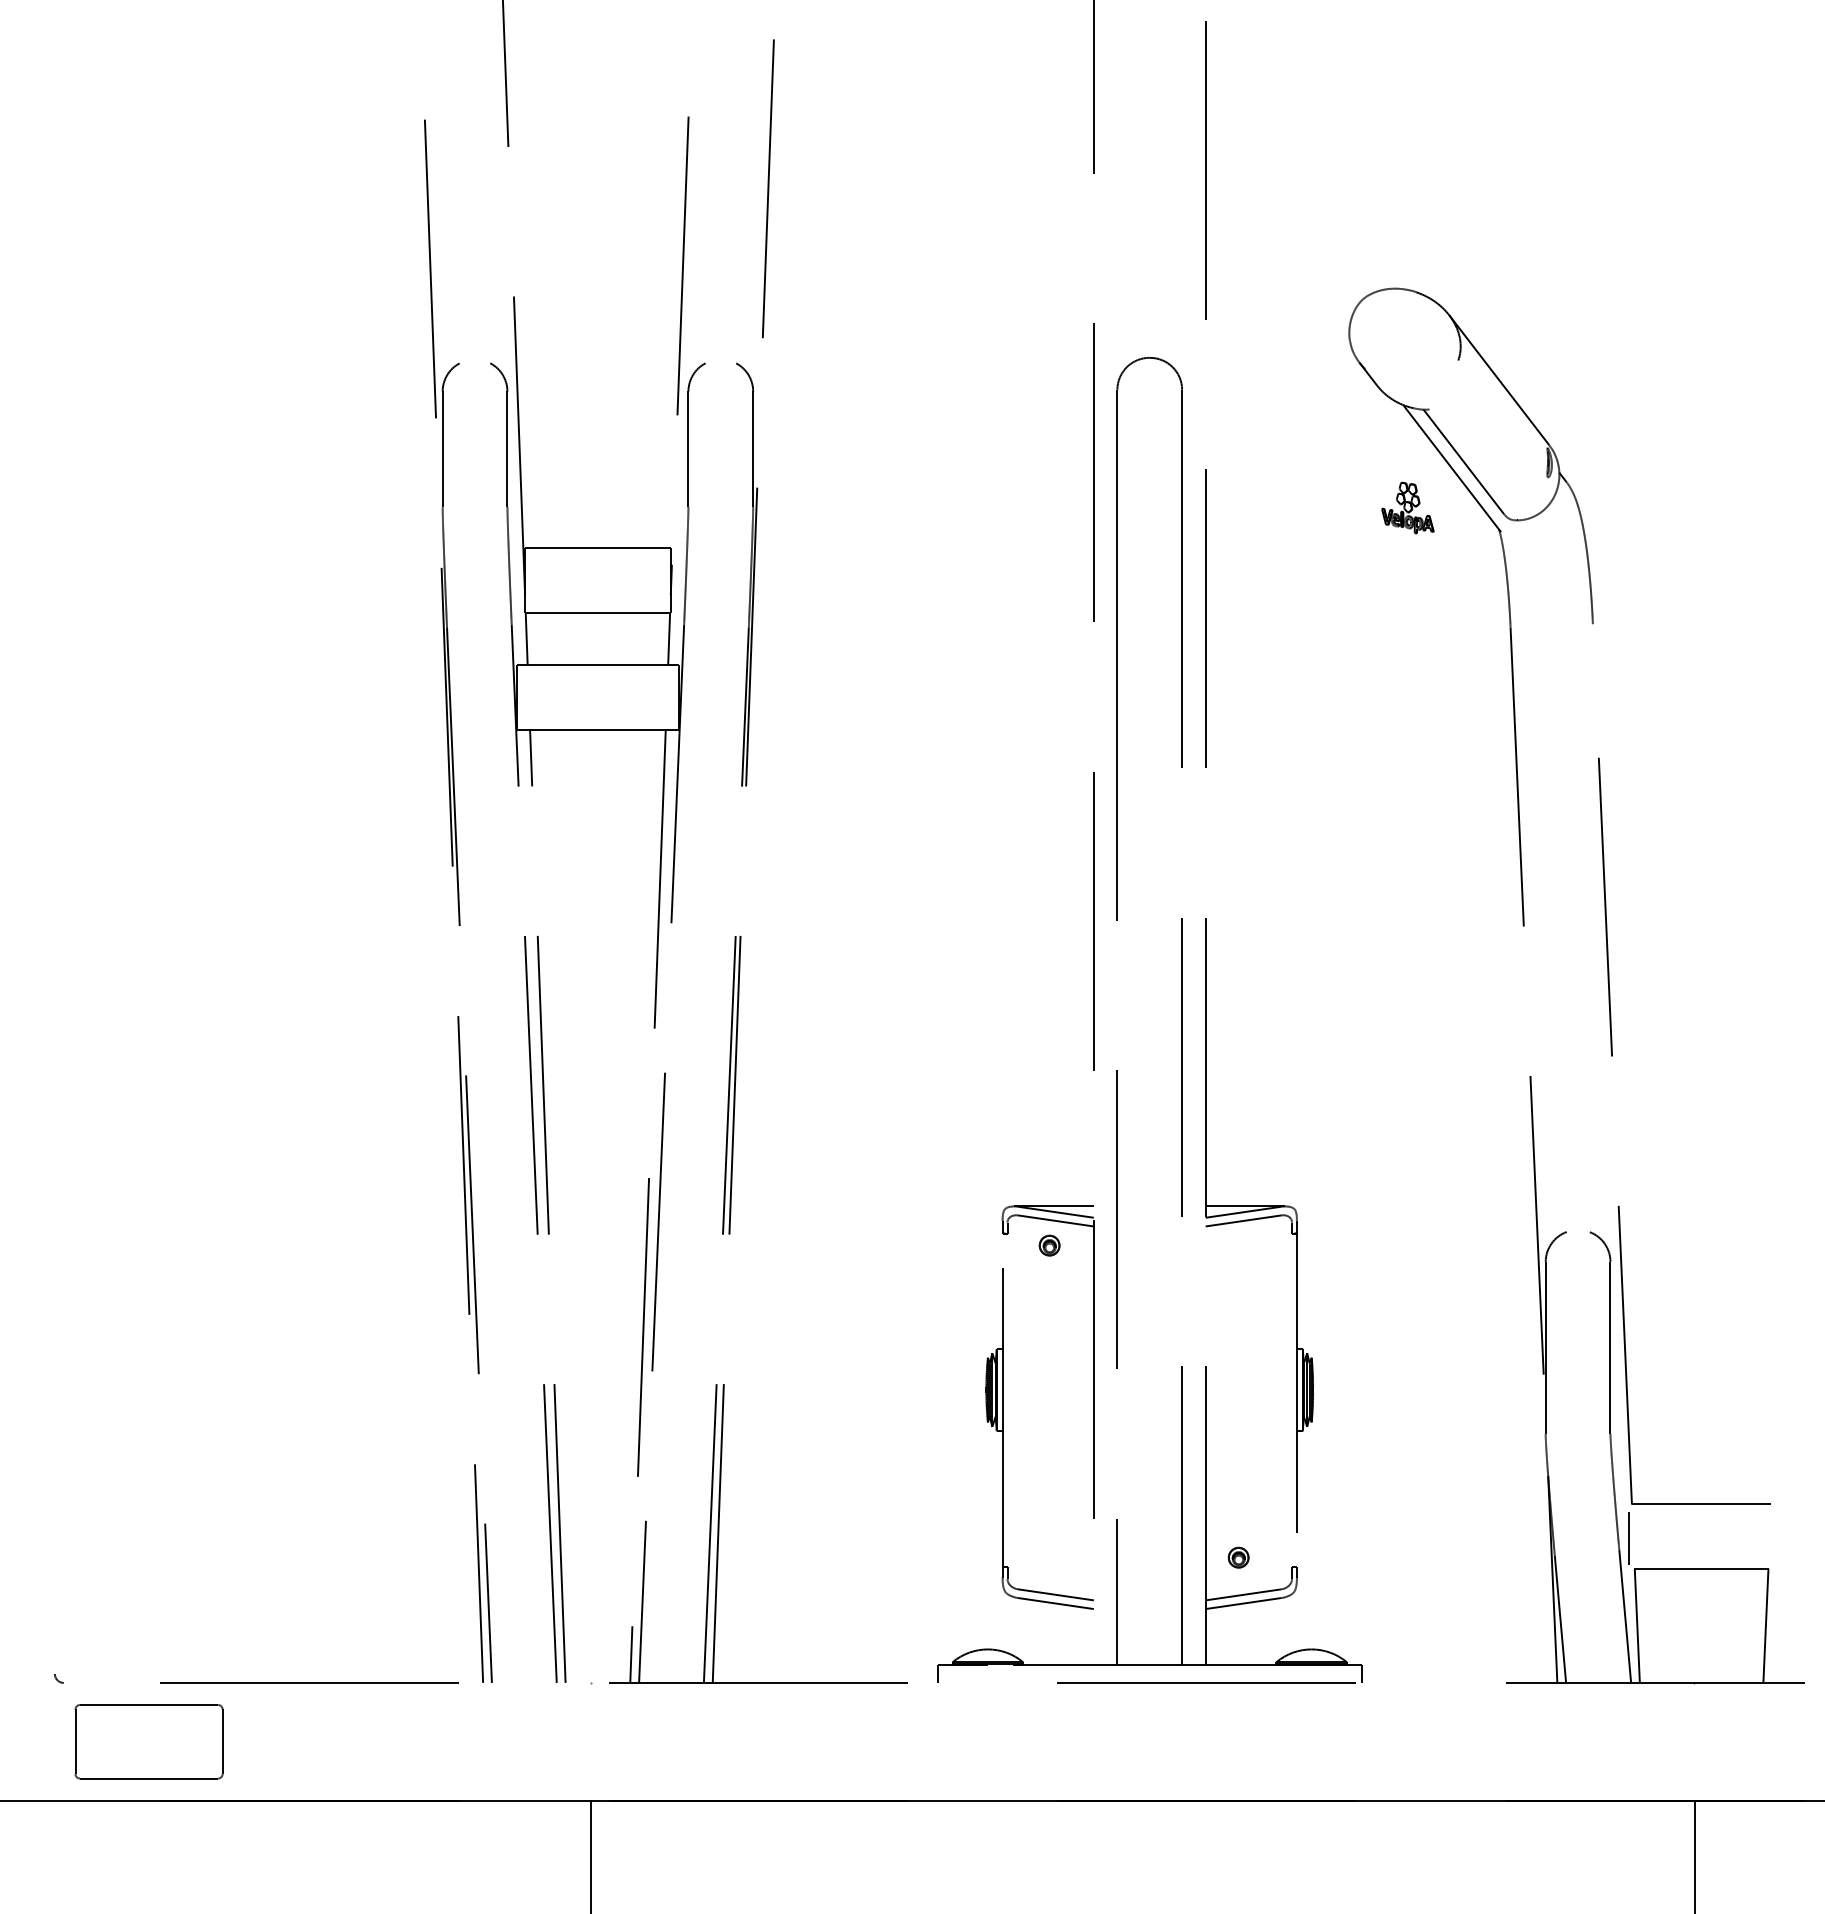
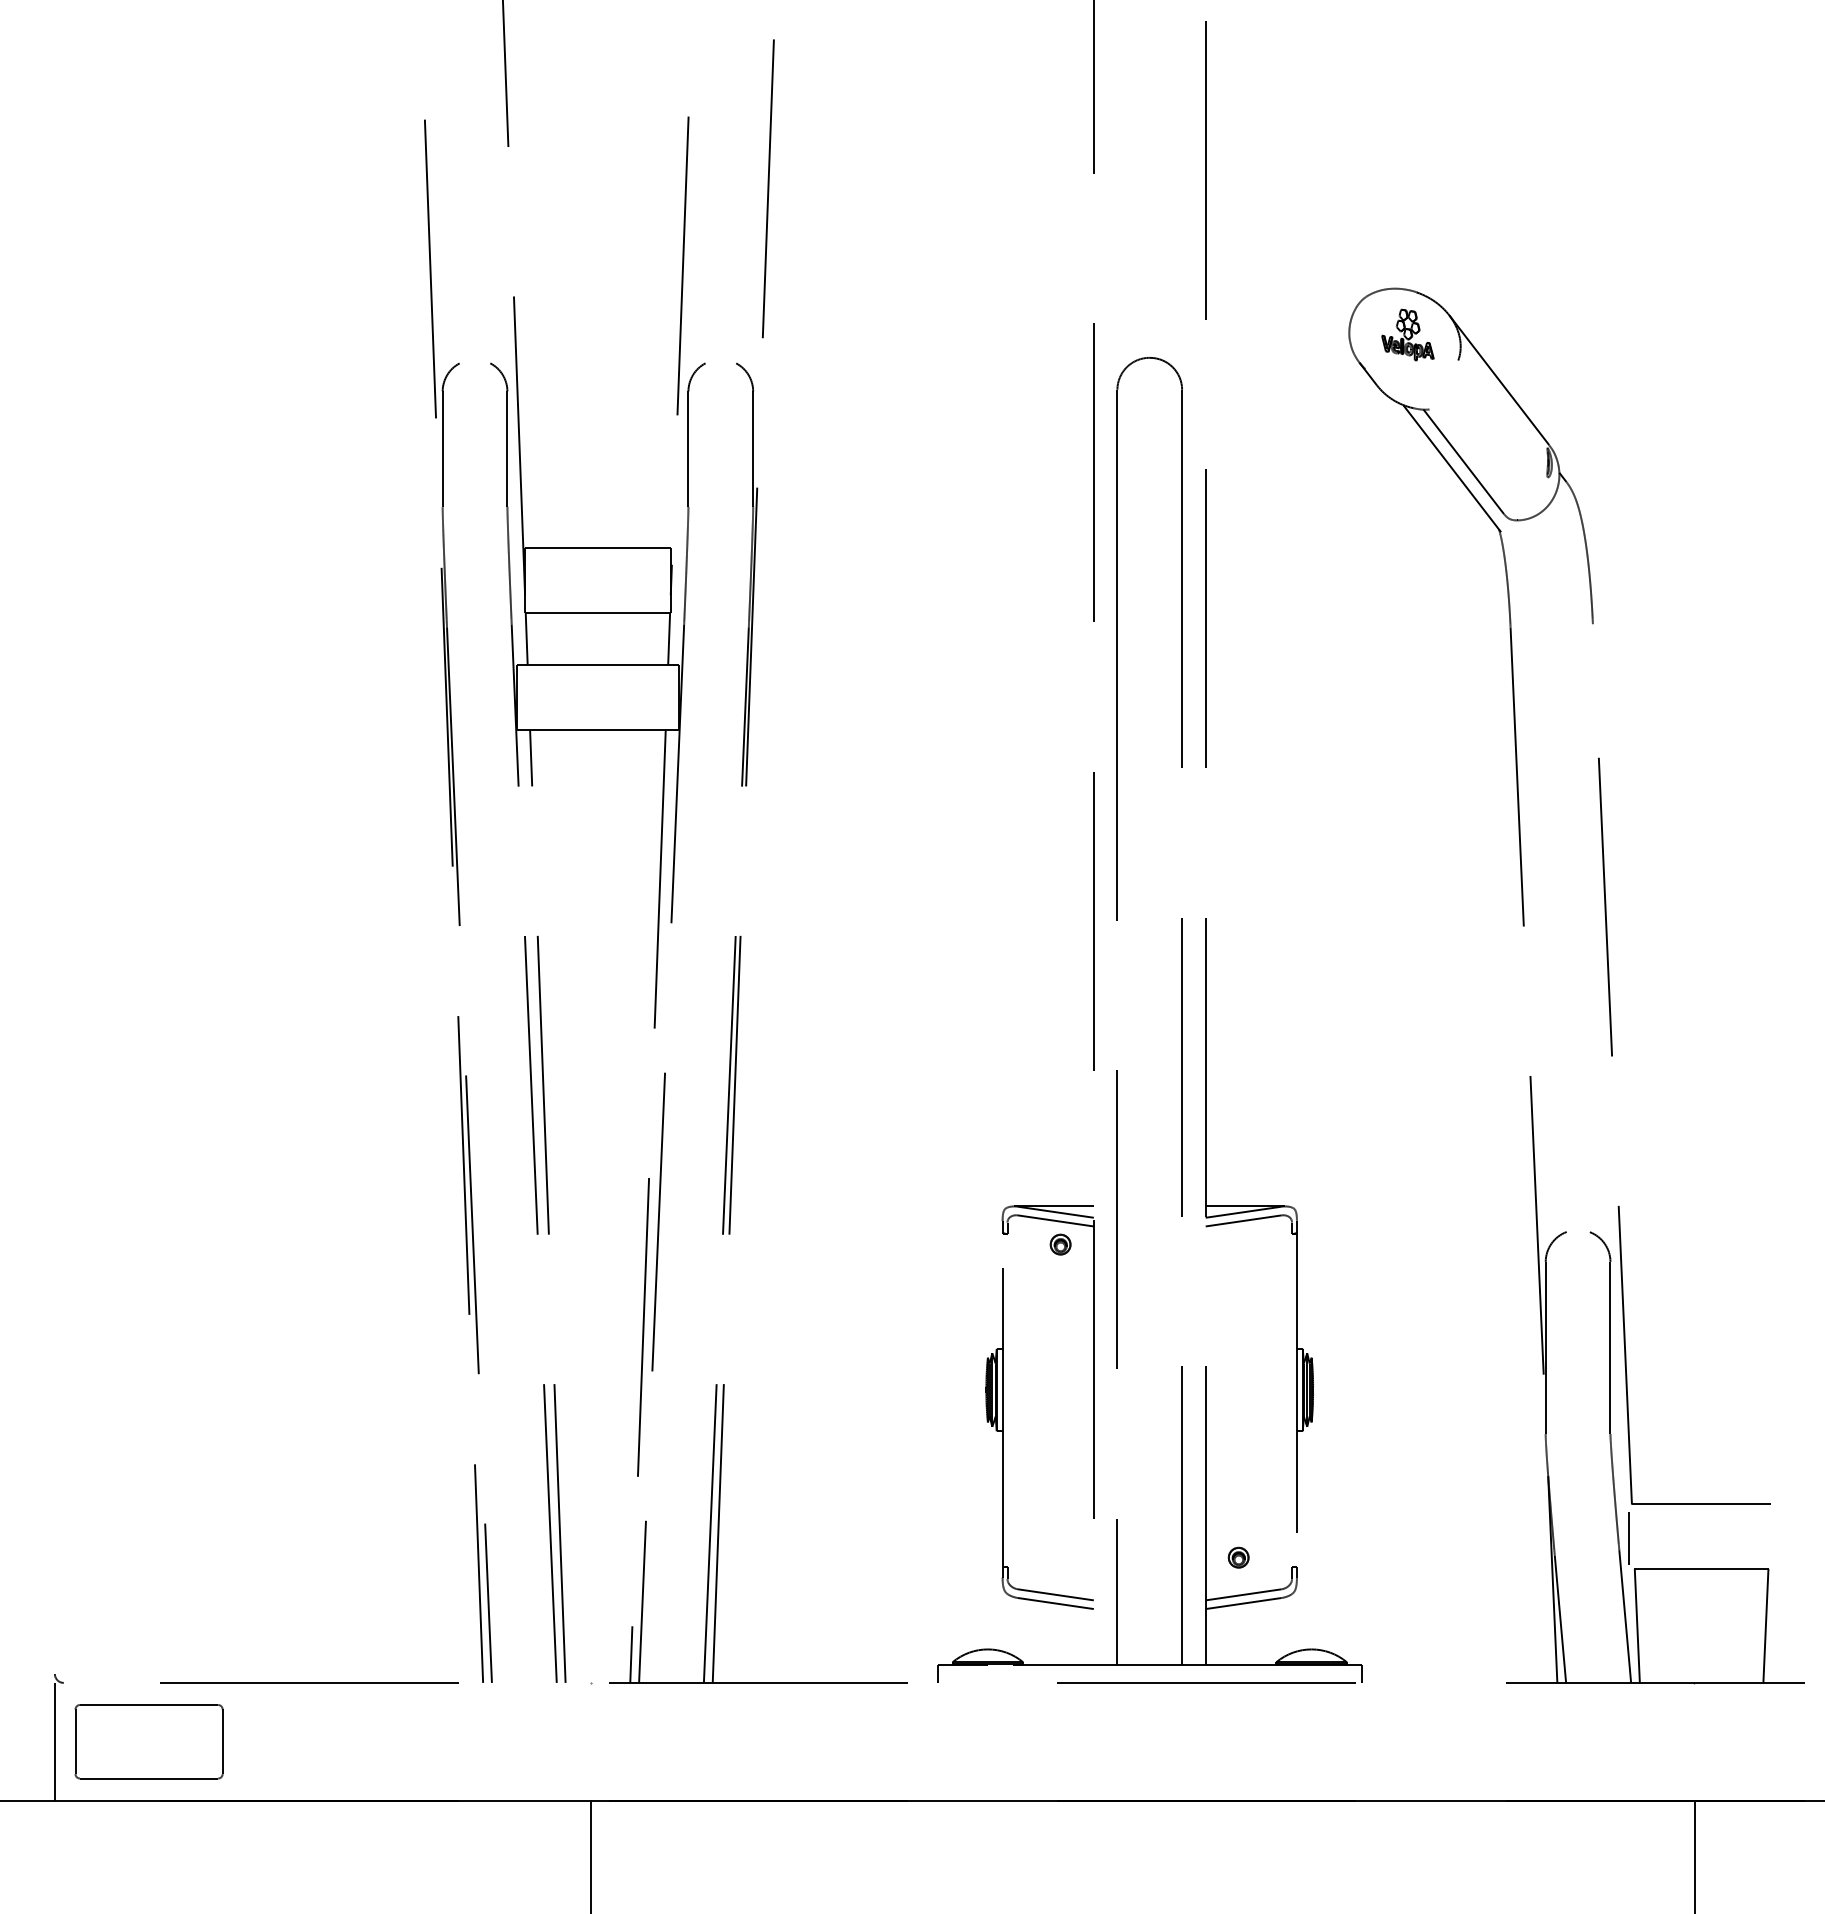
part position: (1407, 507) -> (1407, 334) (1407, 334)
part position: (1049, 1245) -> (1060, 1244) (1060, 1244)
line: none -> present (54, 1741)
